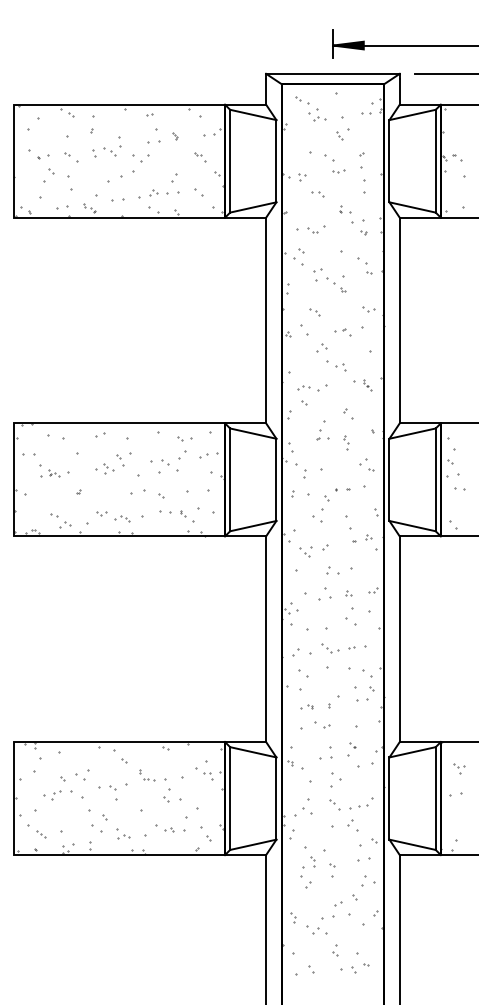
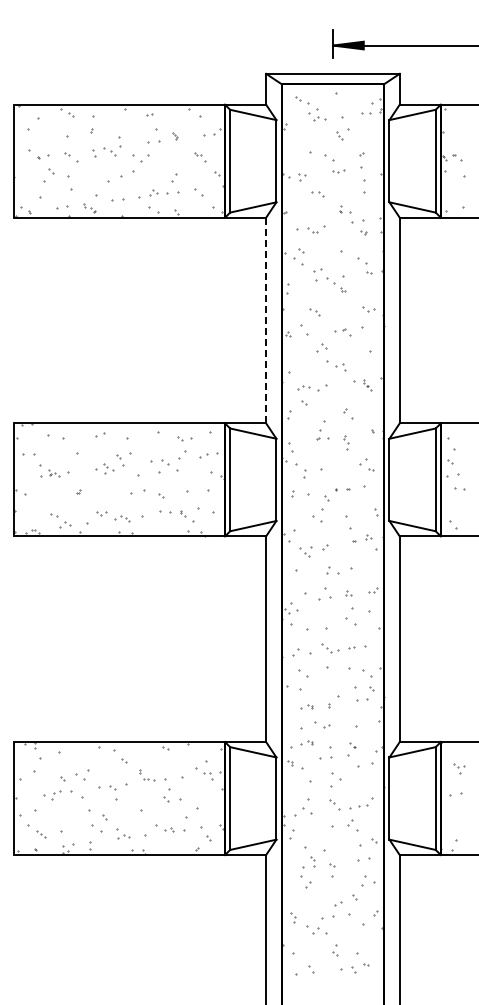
line: present -> none (445, 73)
line: solid -> dashed (266, 320)
part: none -> present (306, 742)
